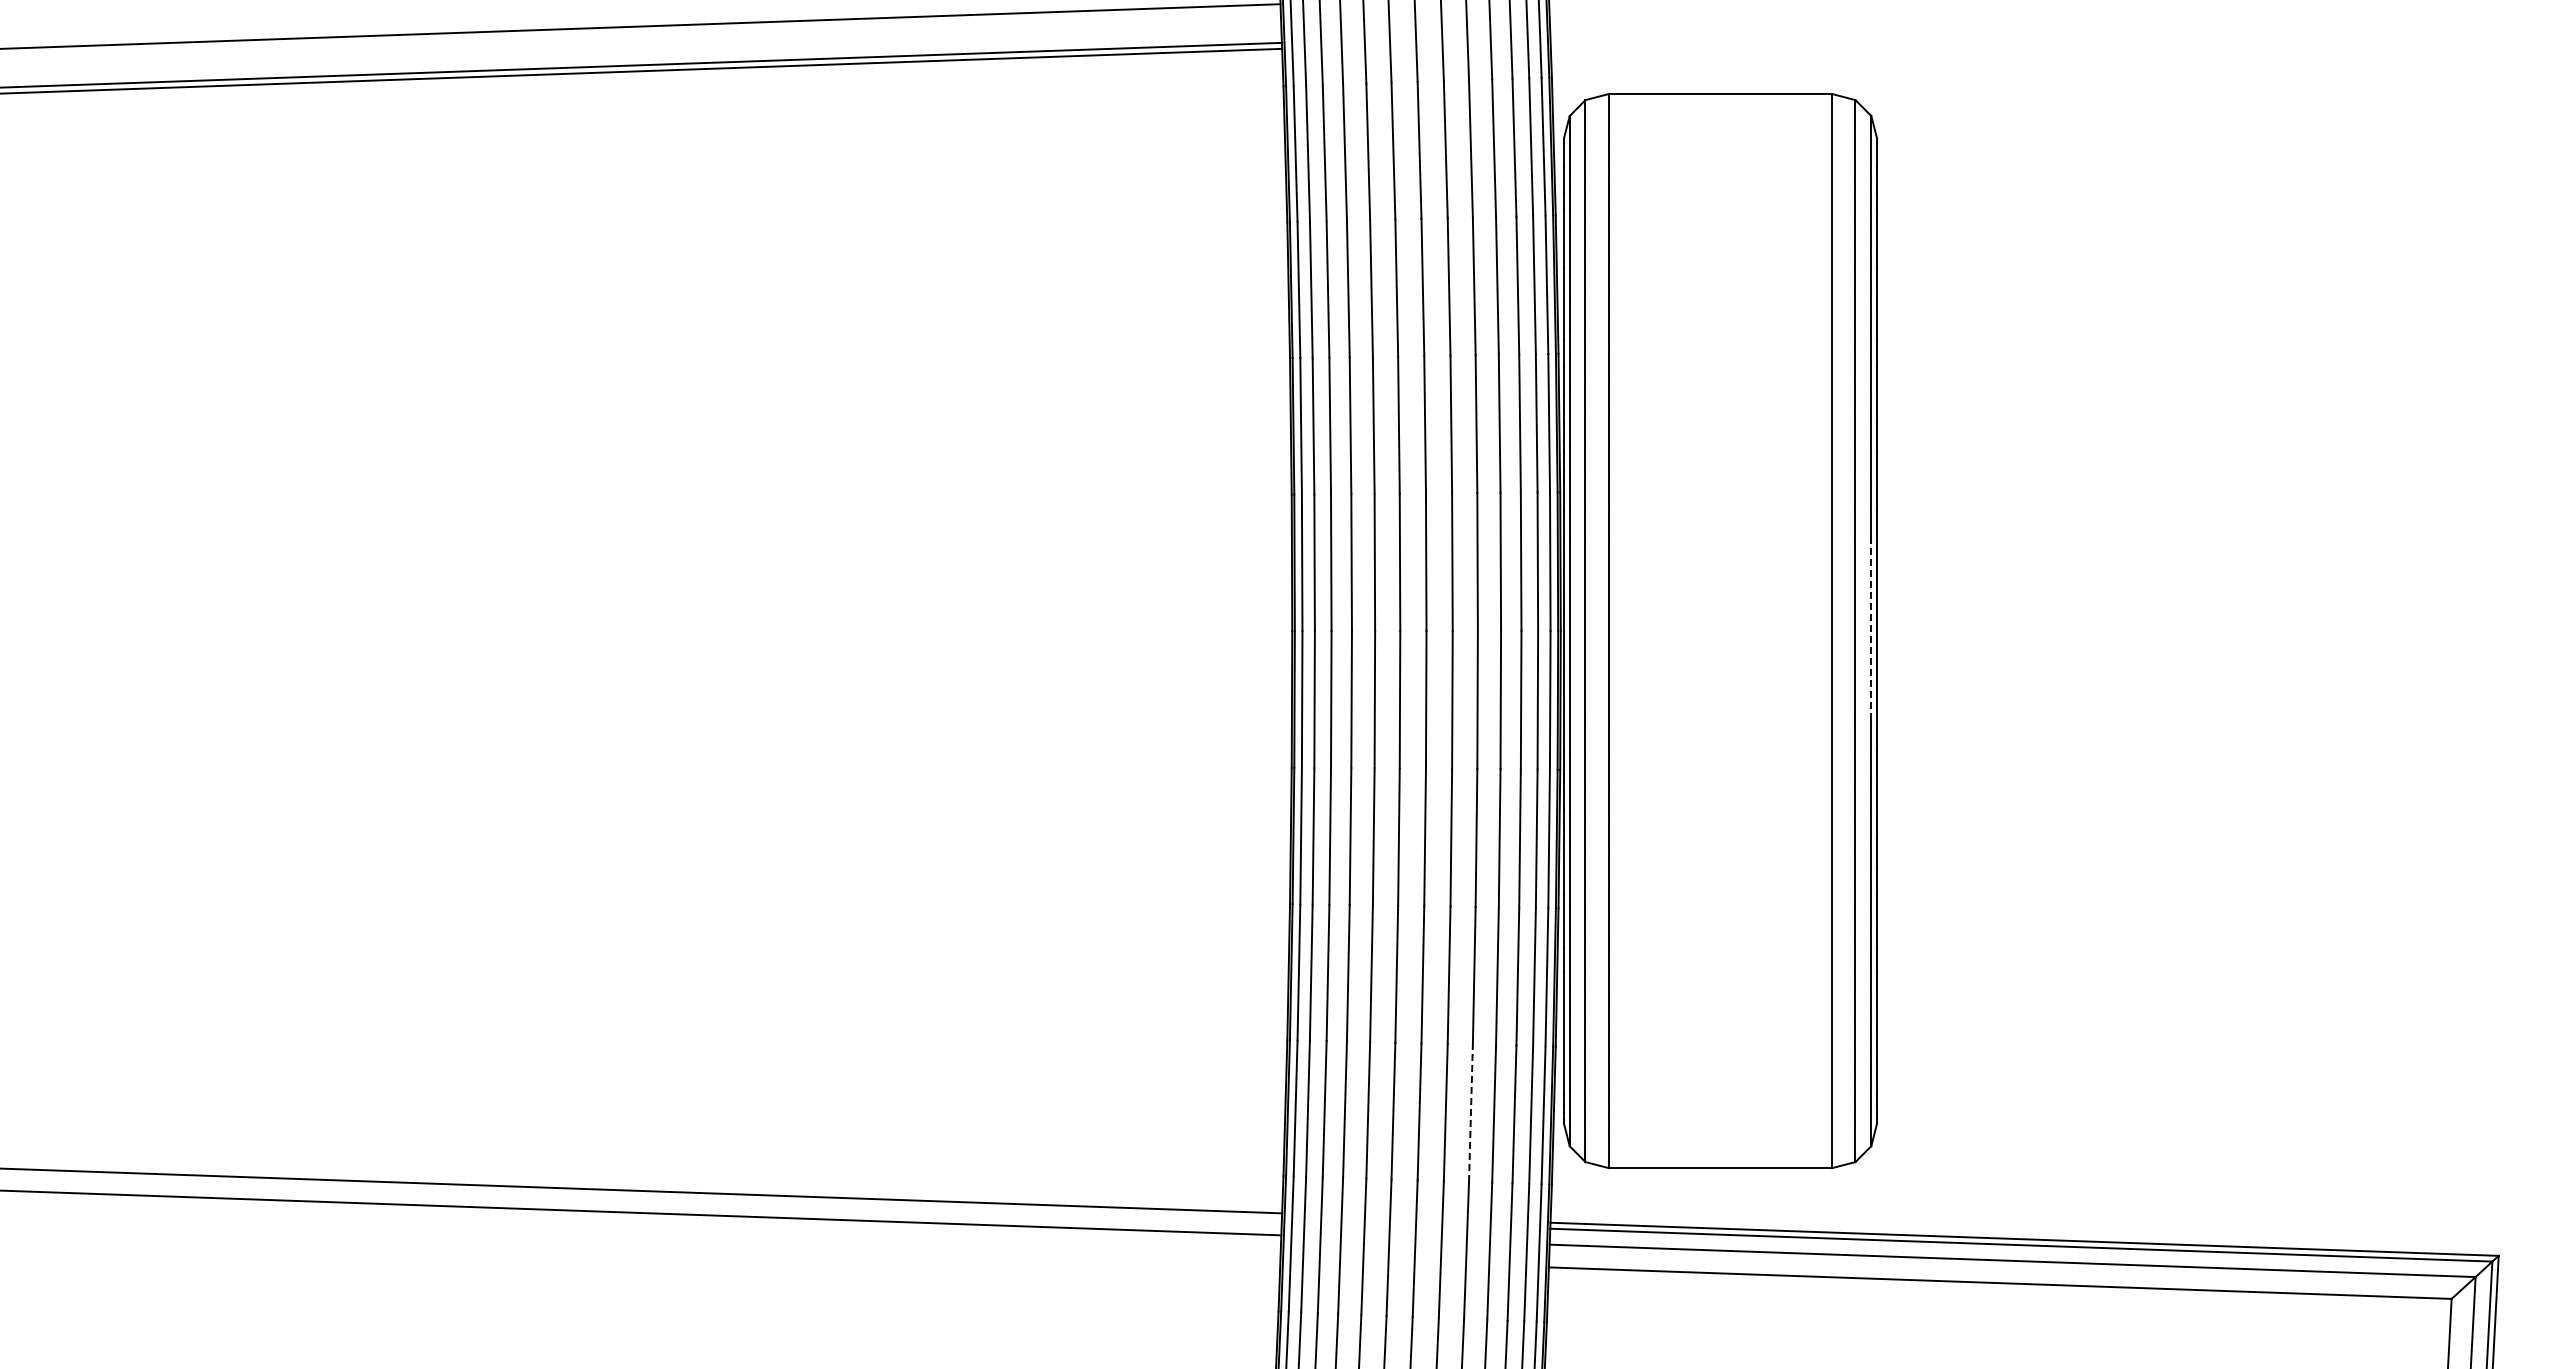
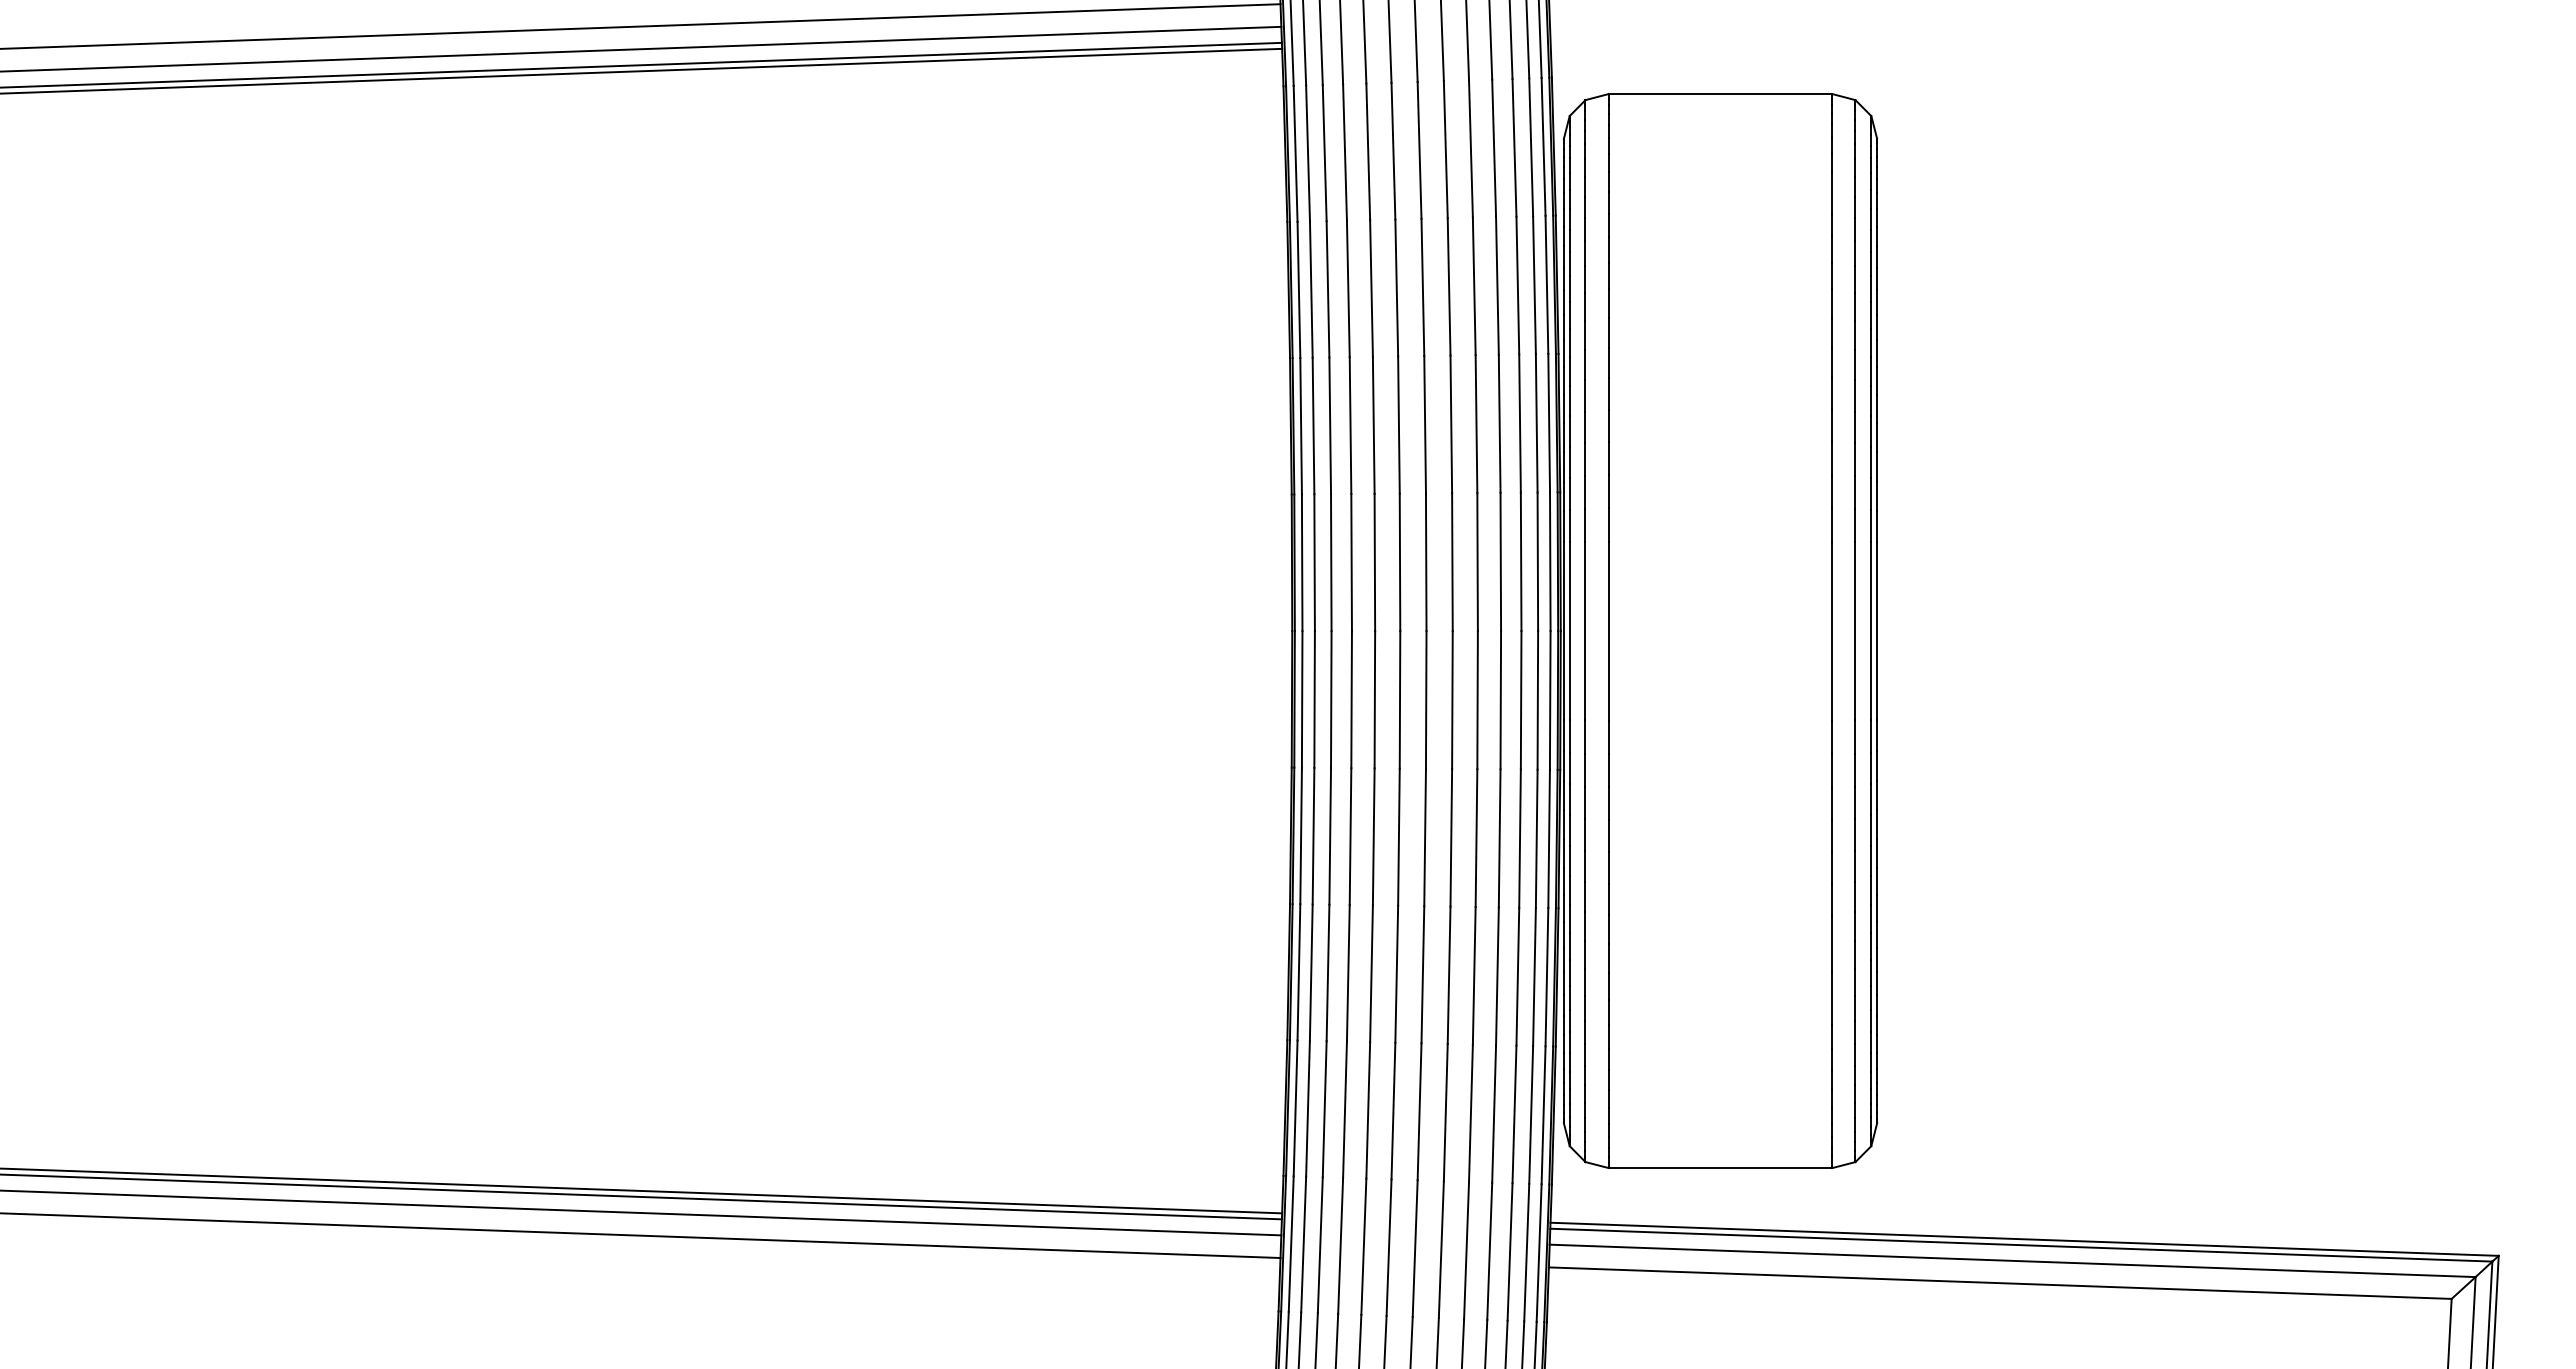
line: none -> present (641, 48)
line: dashed -> solid (1871, 630)
line: dashed -> solid (1470, 1113)
line: none -> present (641, 1196)
line: none -> present (641, 1235)
